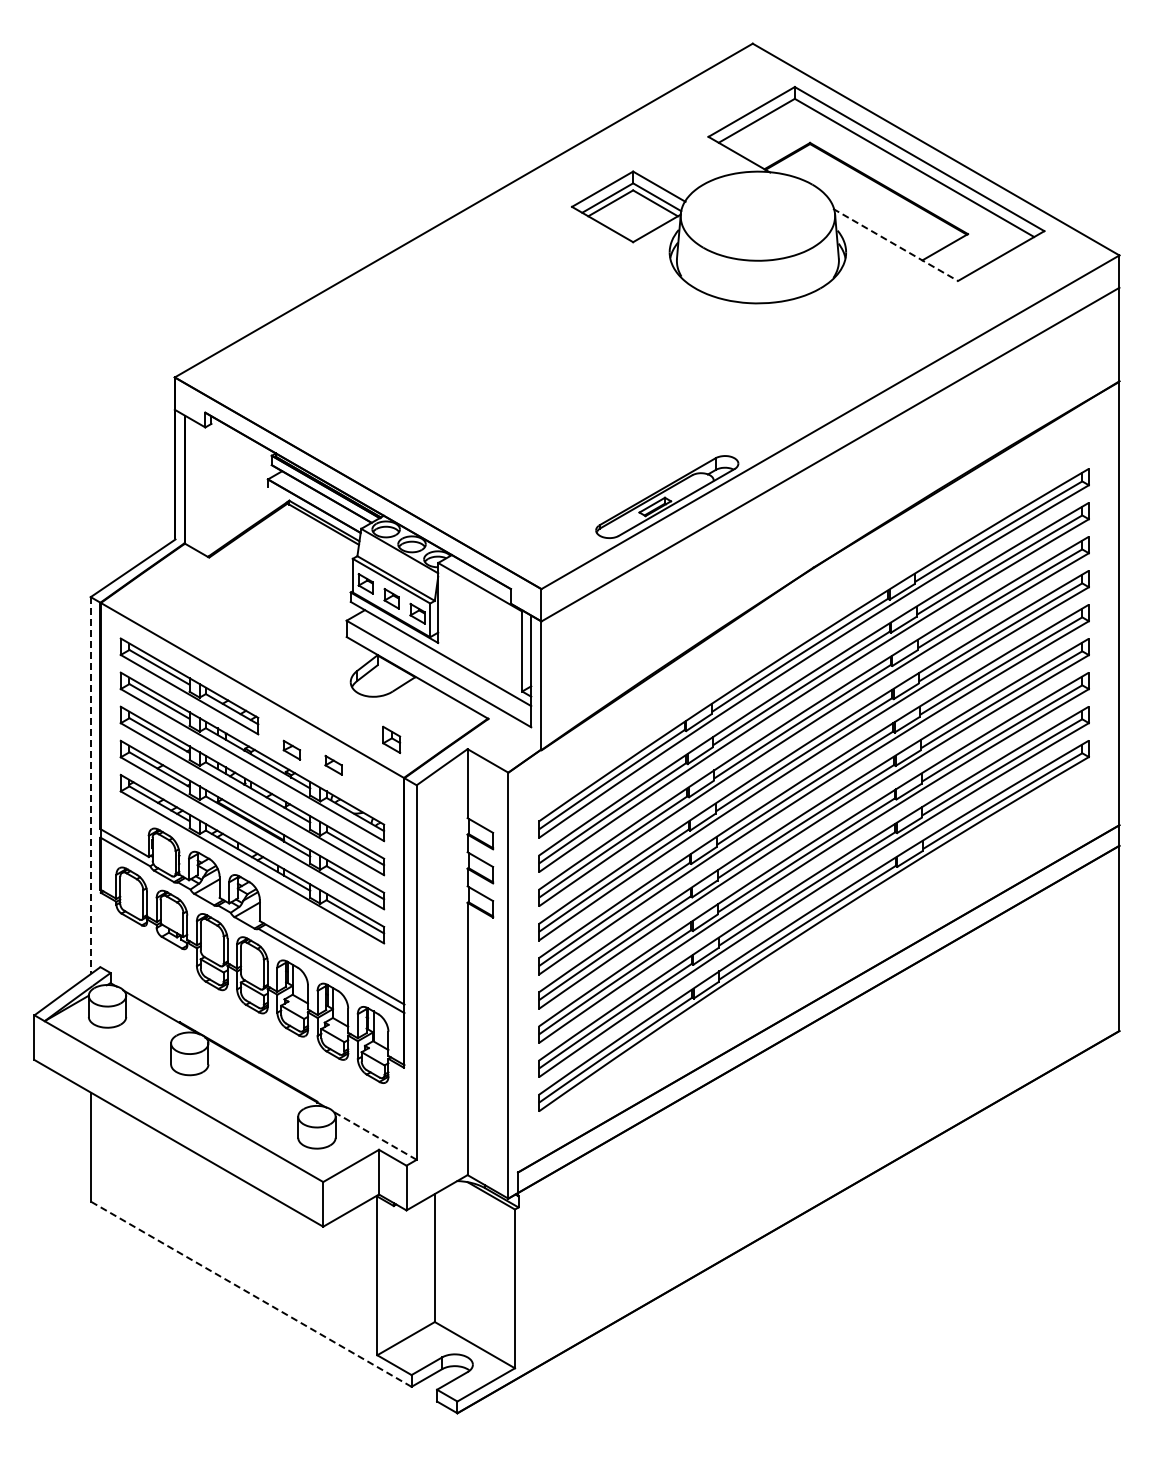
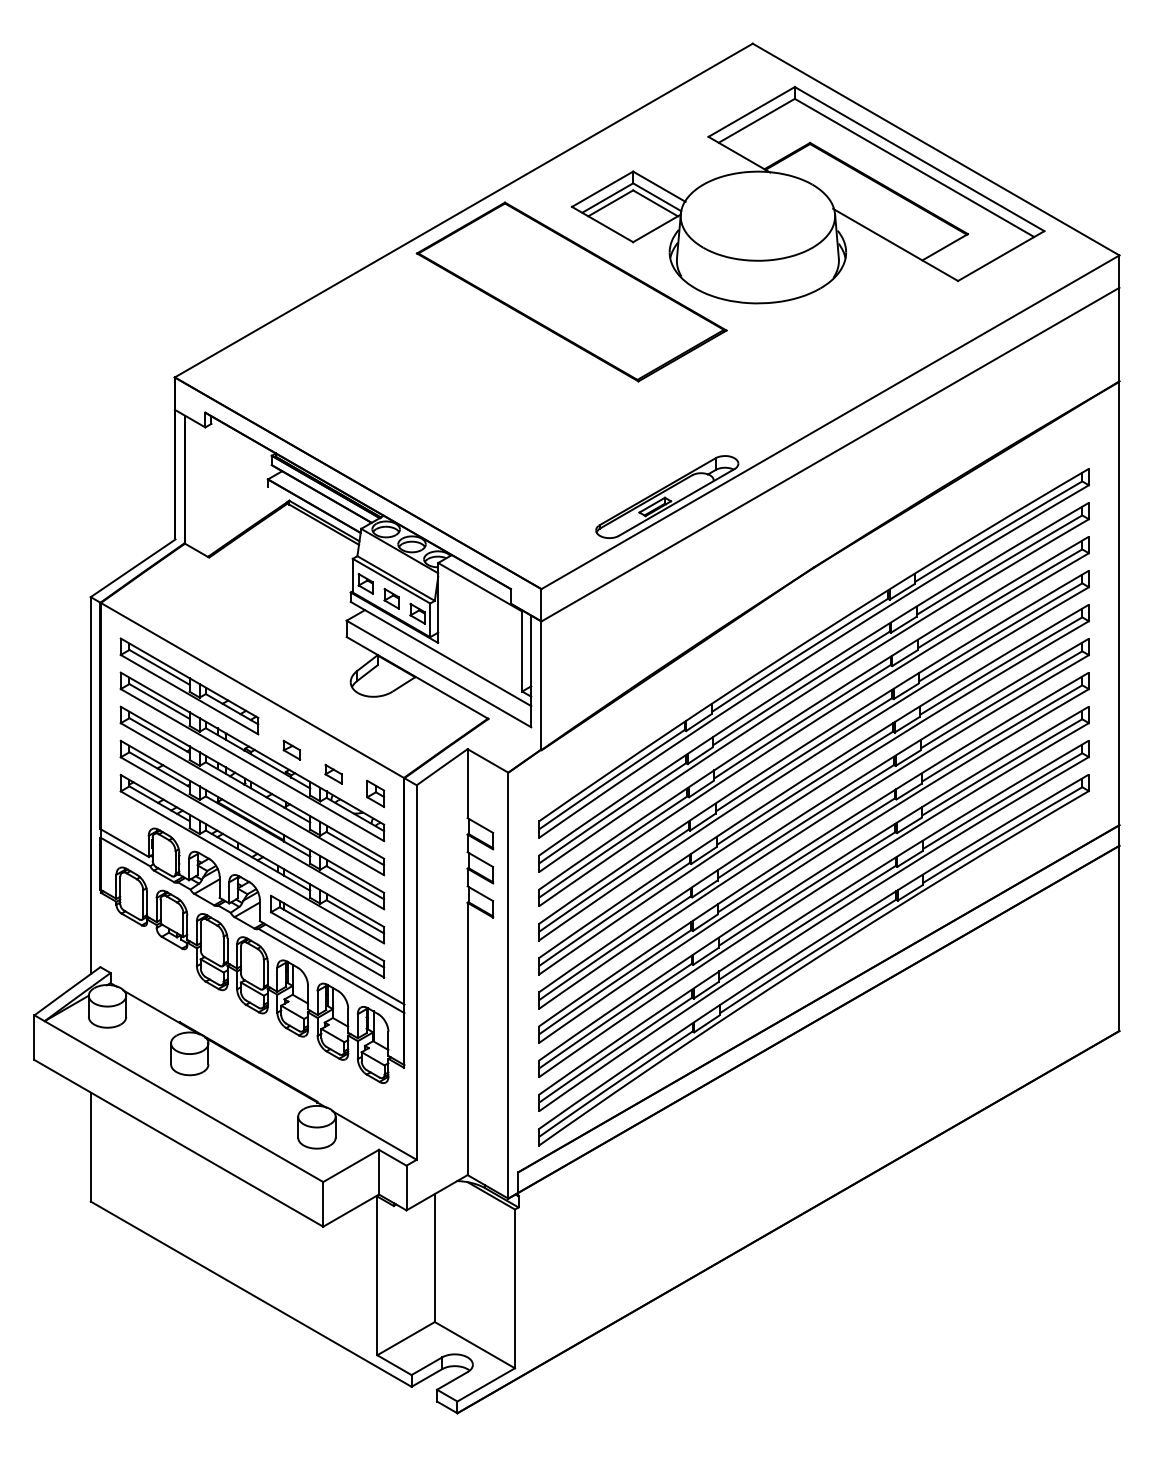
line: dashed -> solid (896, 245)
part: none -> present (571, 291)
part position: (391, 739) -> (375, 793) (375, 793)
part position: (333, 764) -> (333, 773) (333, 773)
line: dashed -> solid (90, 785)
part: none -> present (327, 936)
part: none -> present (813, 960)
line: dashed -> solid (374, 1135)
line: dashed -> solid (250, 1293)
